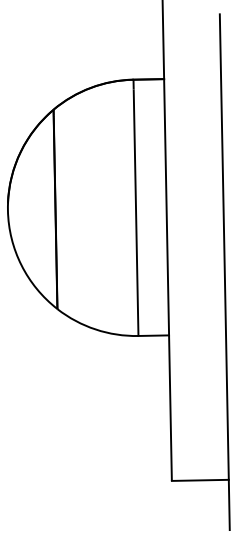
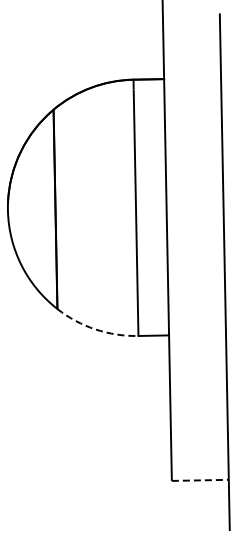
arc: solid -> dashed (95, 329)
line: solid -> dashed (200, 480)
